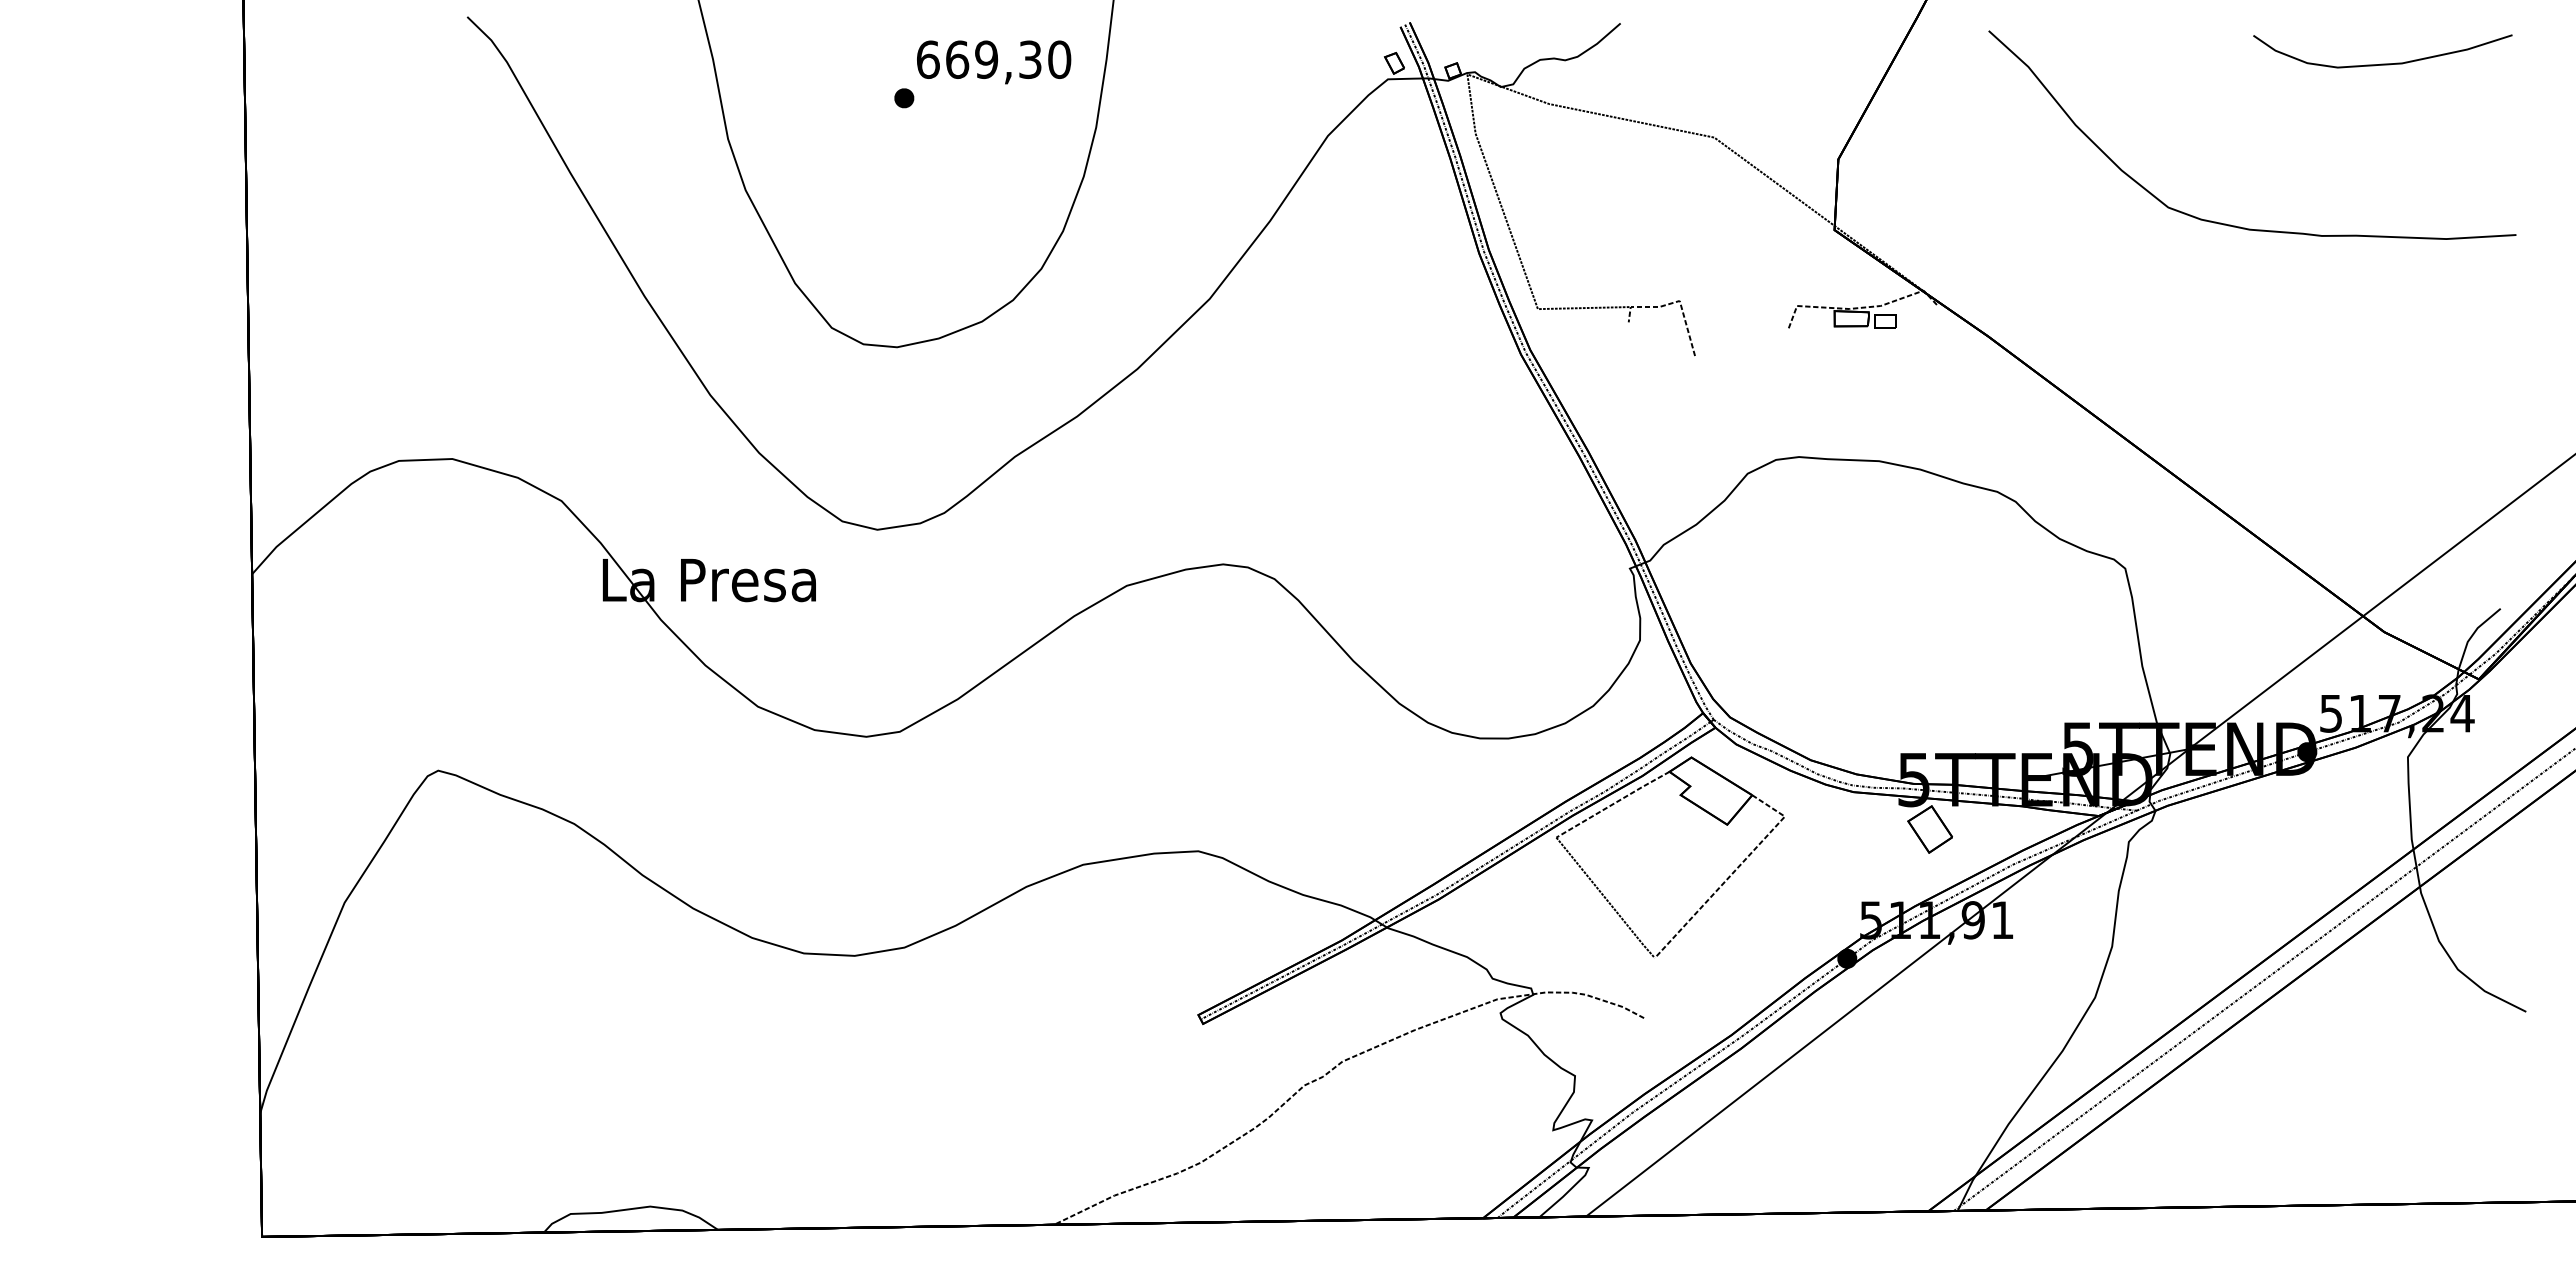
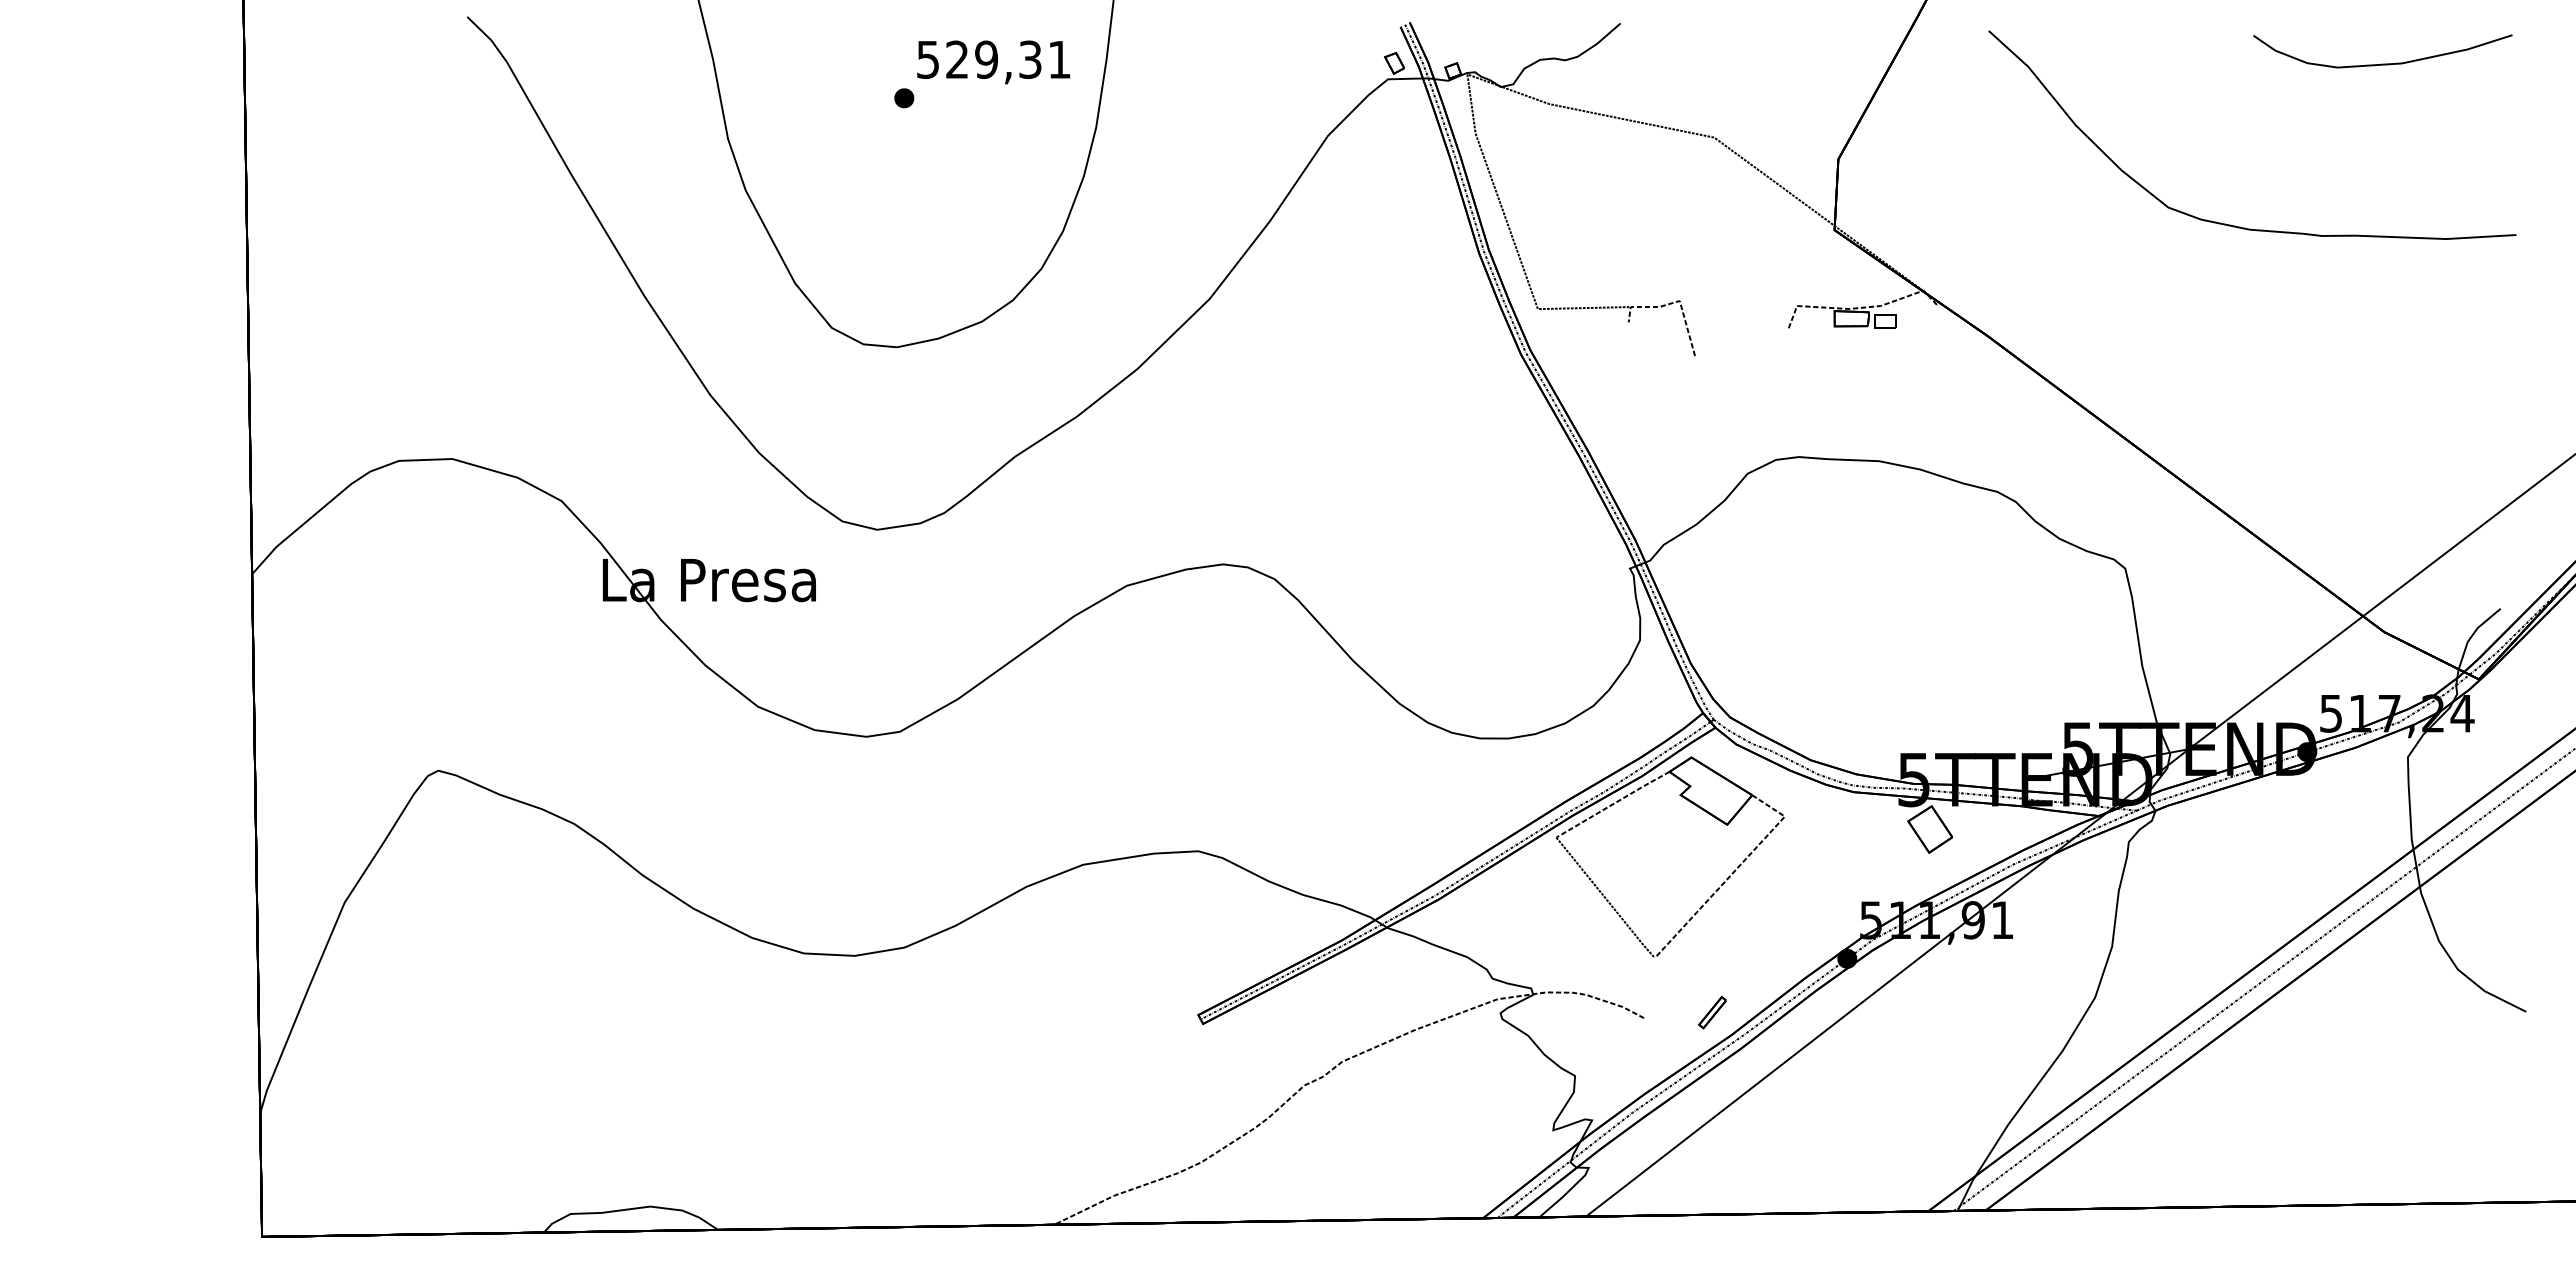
text: 669,30 -> 529,31 (994, 59)
part: none -> present (1712, 1012)
